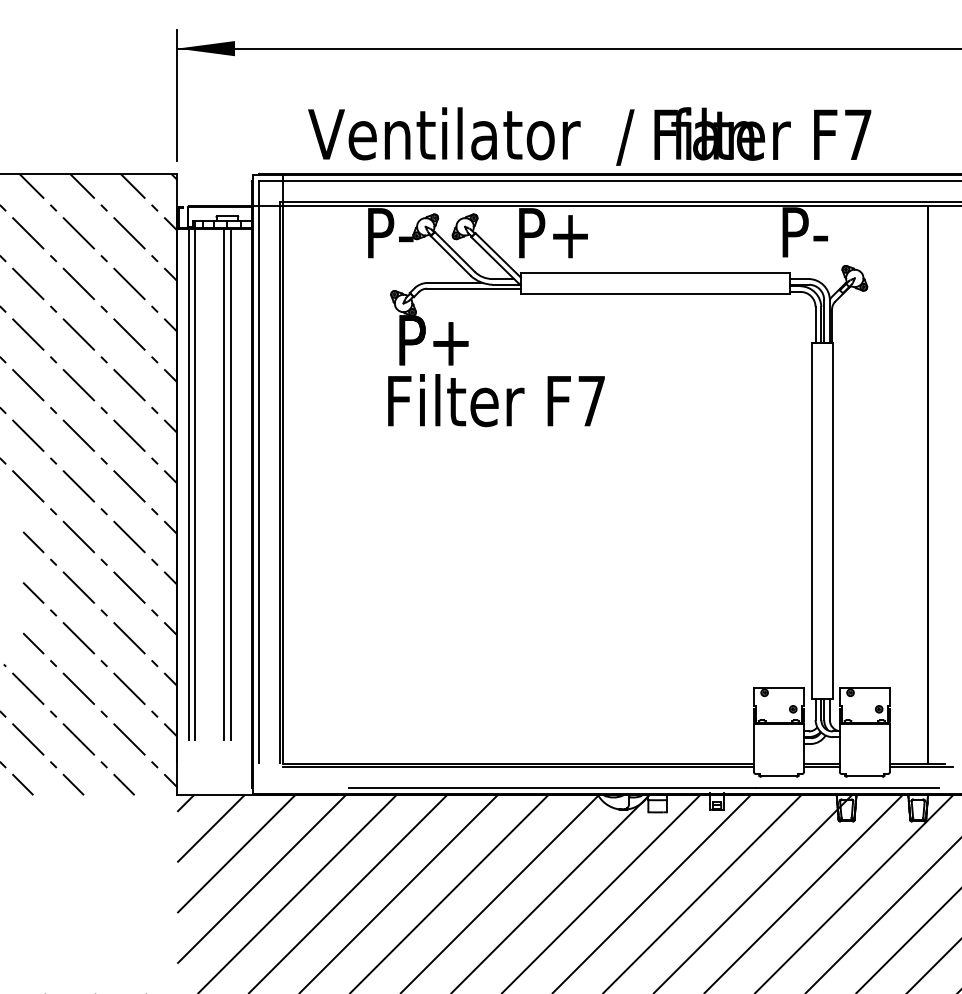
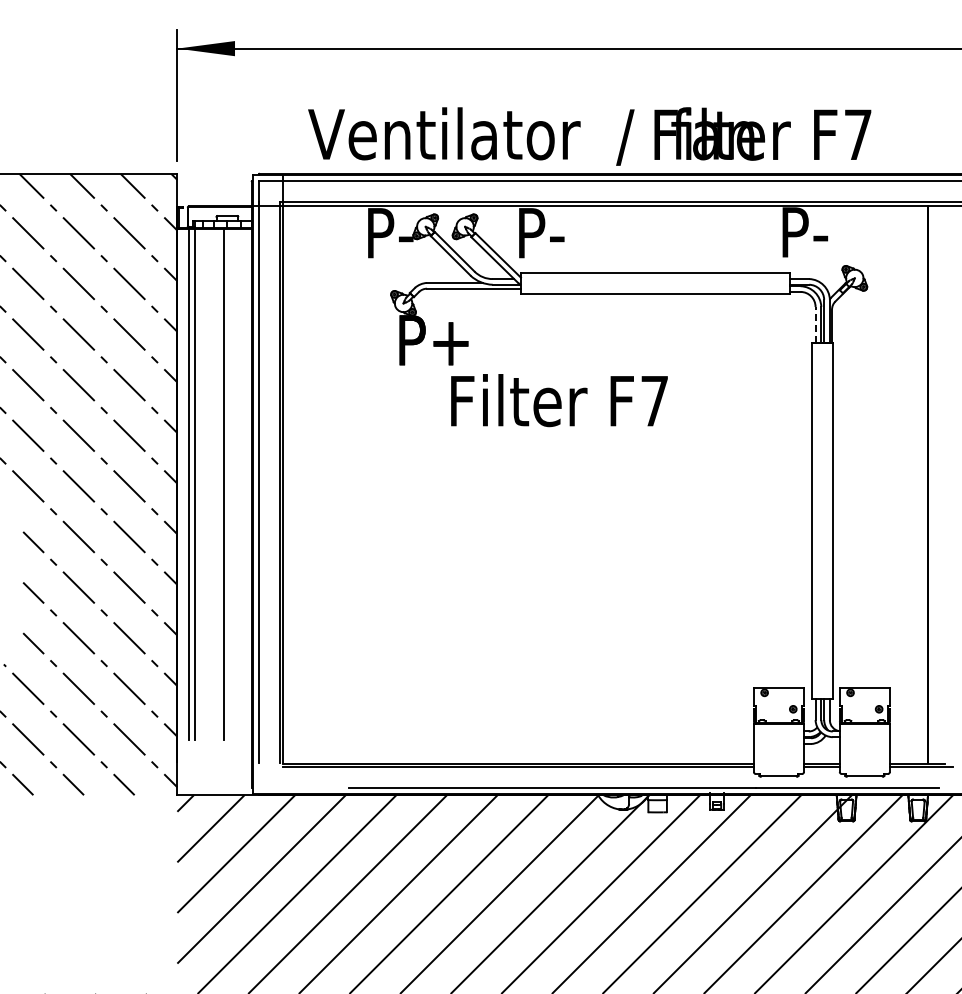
text: P+ -> P- (568, 236)
line: solid -> dashed (815, 324)
text position: (496, 400) -> (559, 400) (559, 400)
line: present -> none (230, 484)
